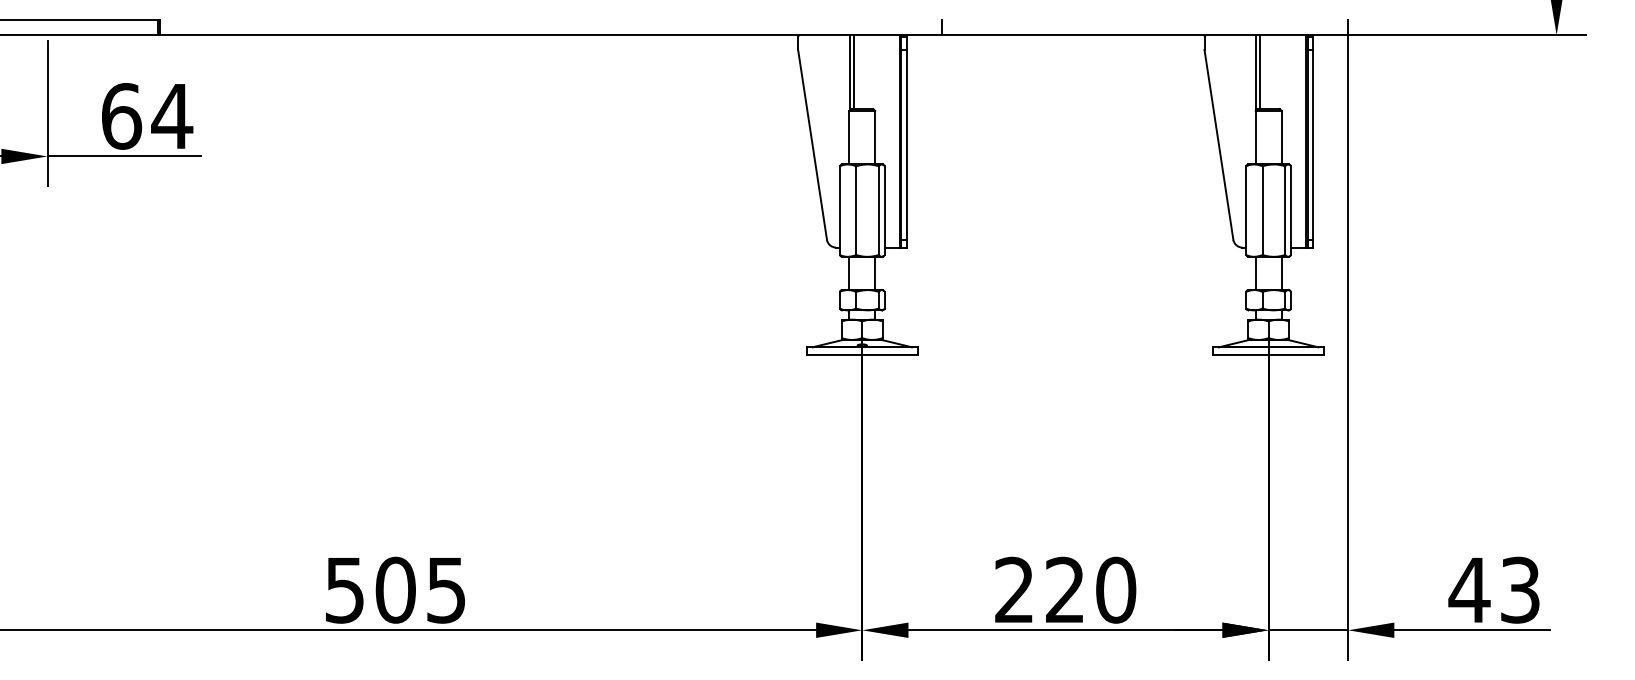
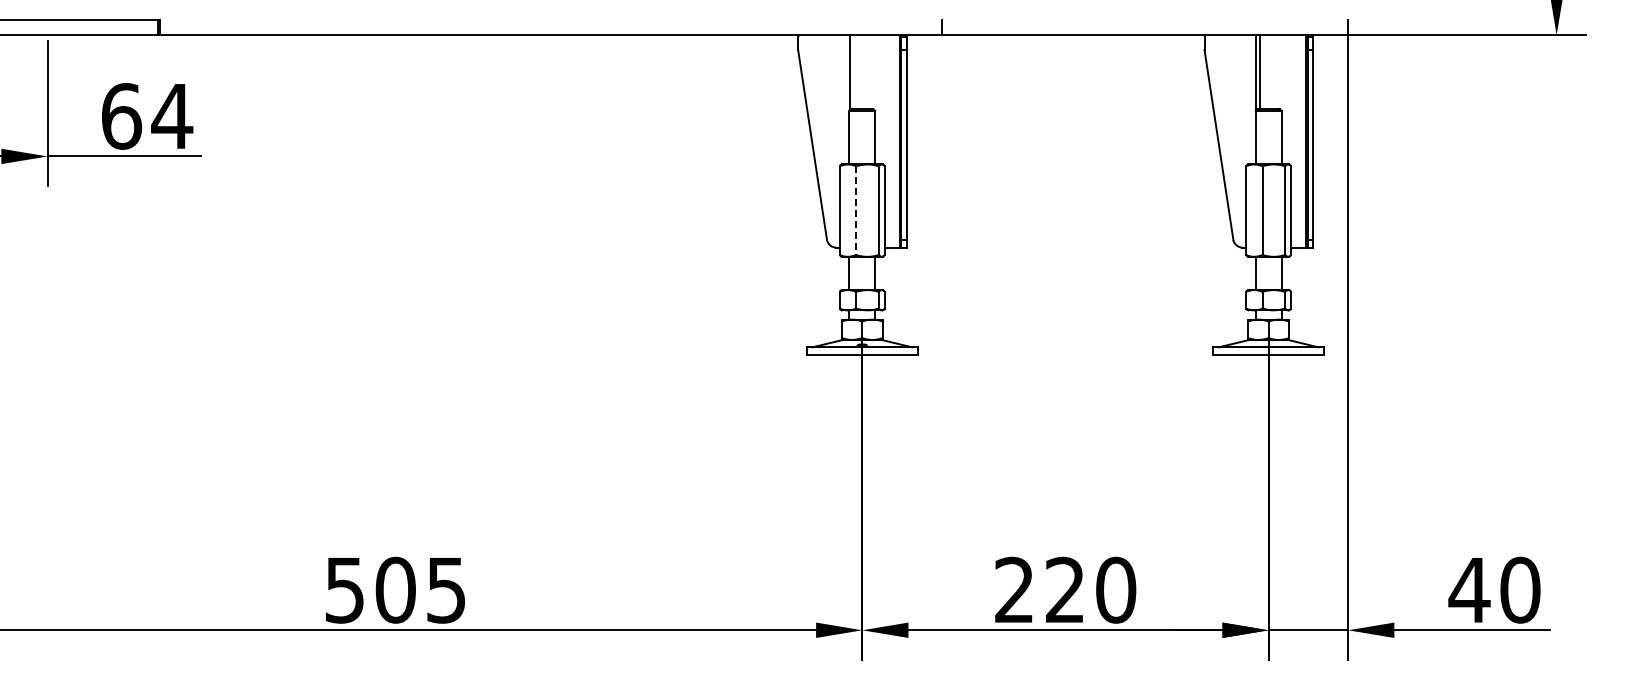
line: present -> none (853, 72)
line: solid -> dashed (856, 211)
text: 43 -> 40 (1520, 589)
